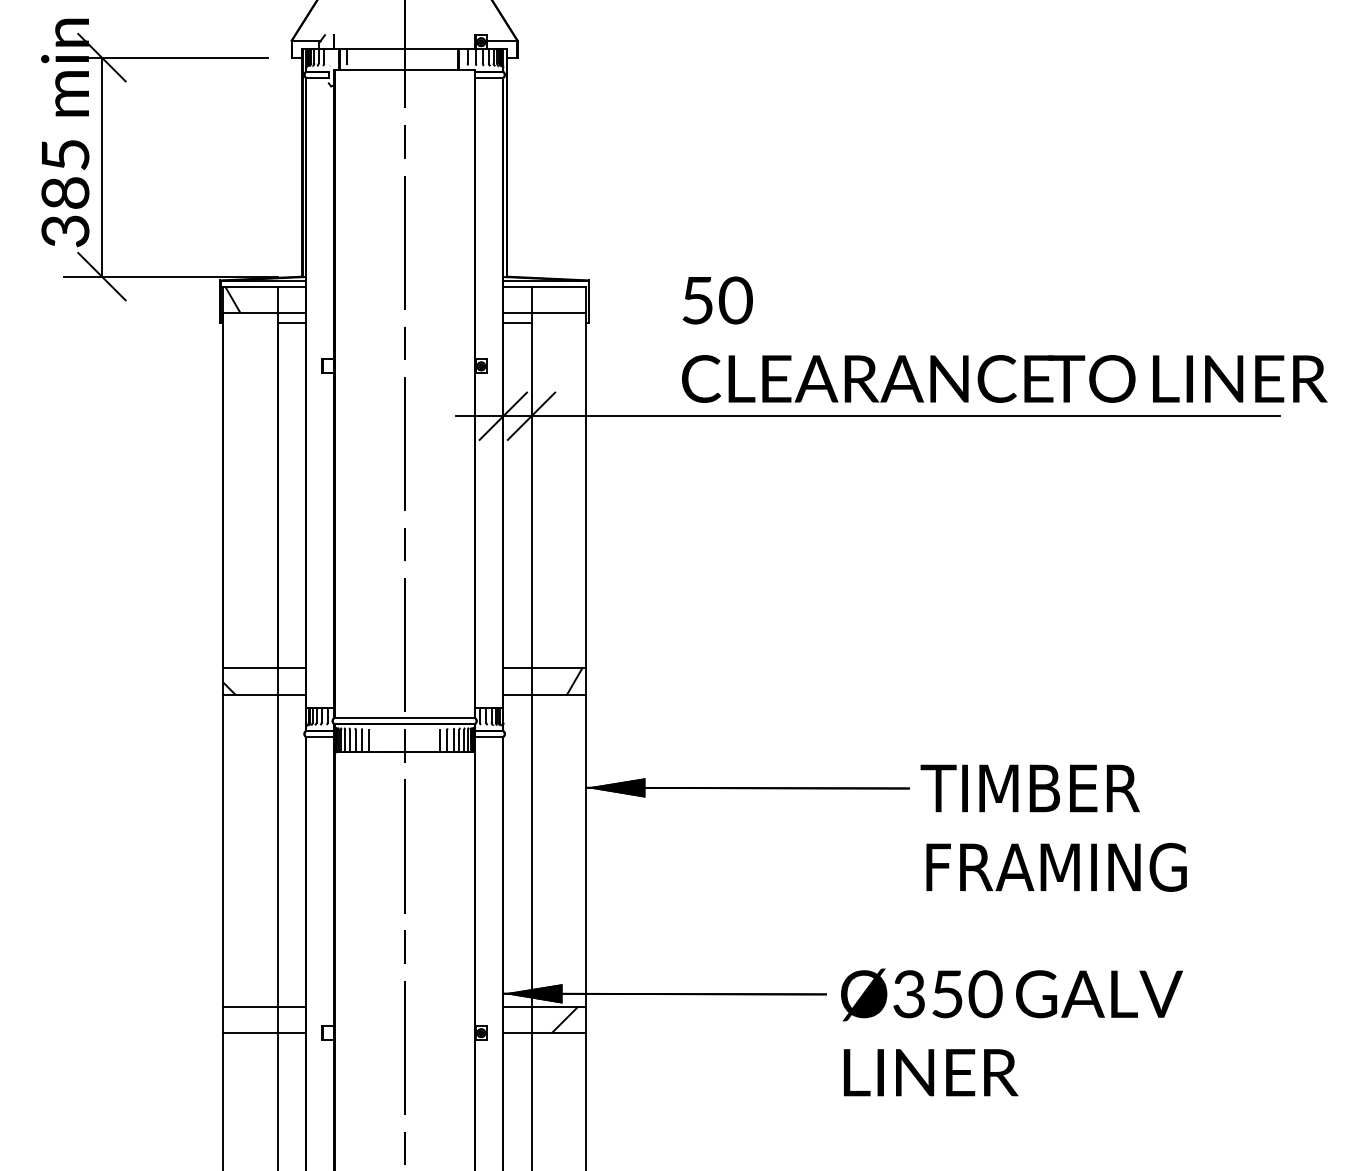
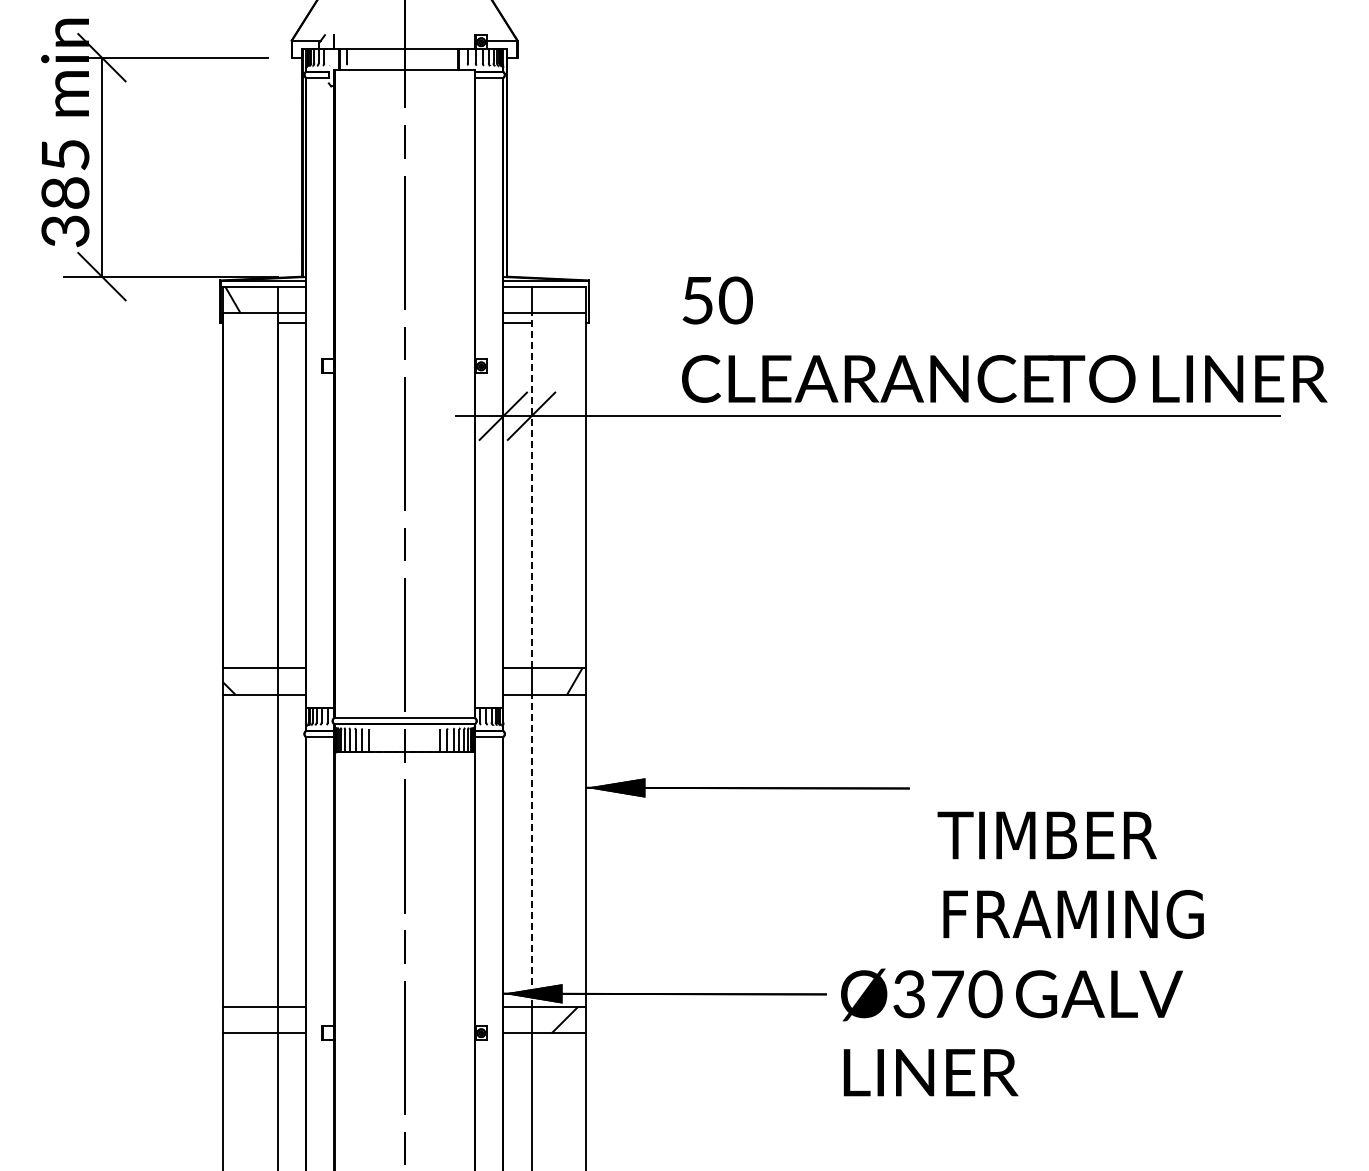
line: solid -> dashed (531, 490)
text position: (1053, 827) -> (1070, 874) (1070, 874)
line: solid -> dashed (531, 850)
text: Ø350 -> Ø370 (947, 994)
